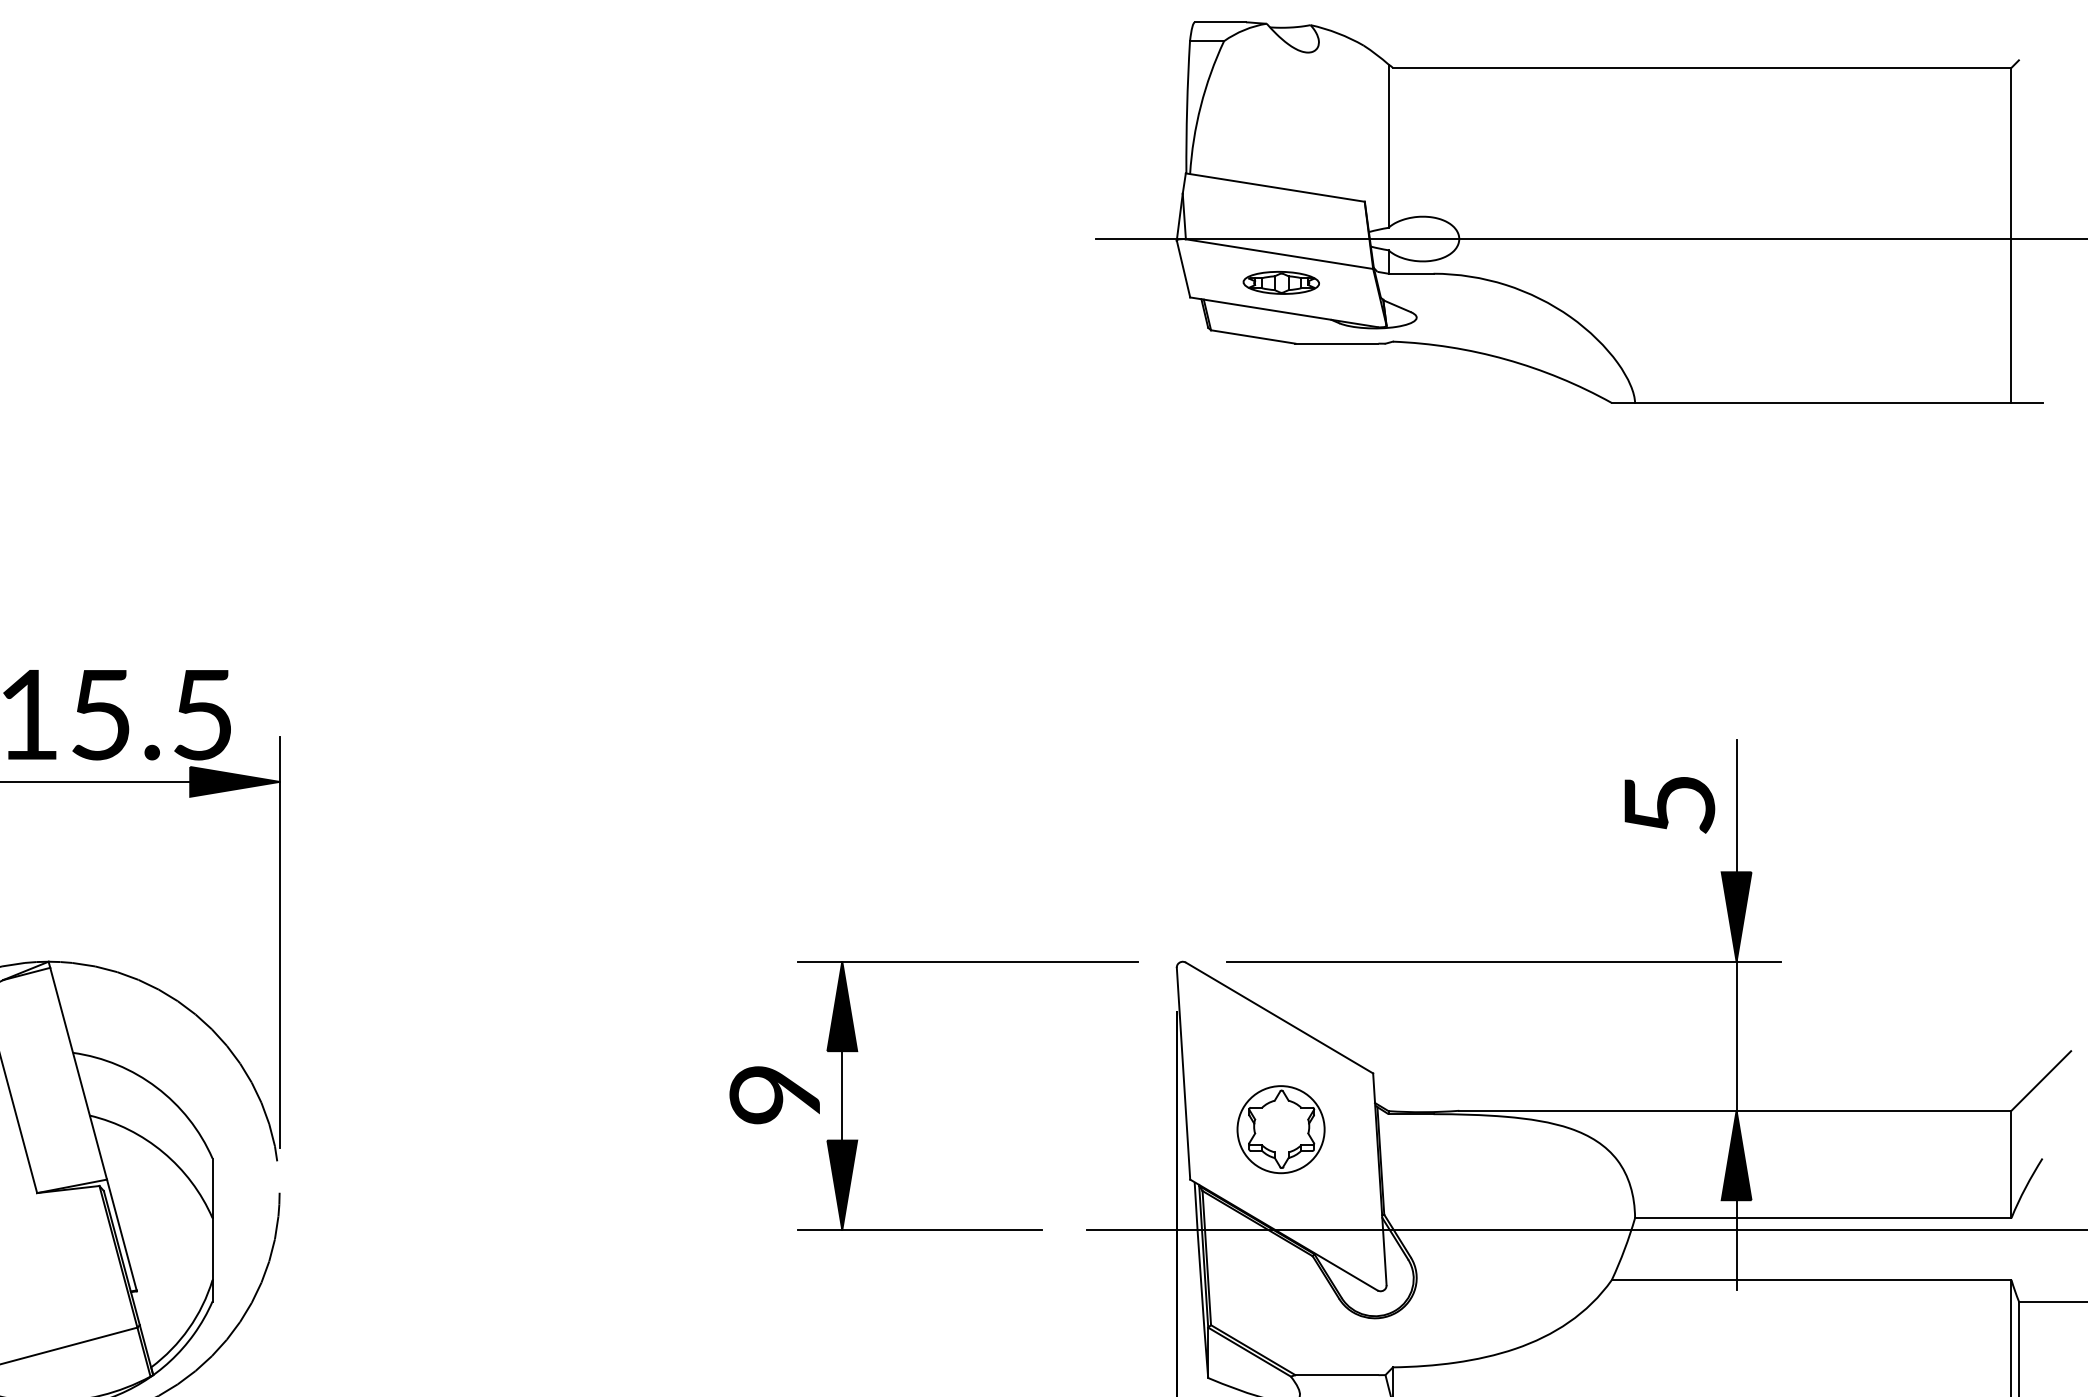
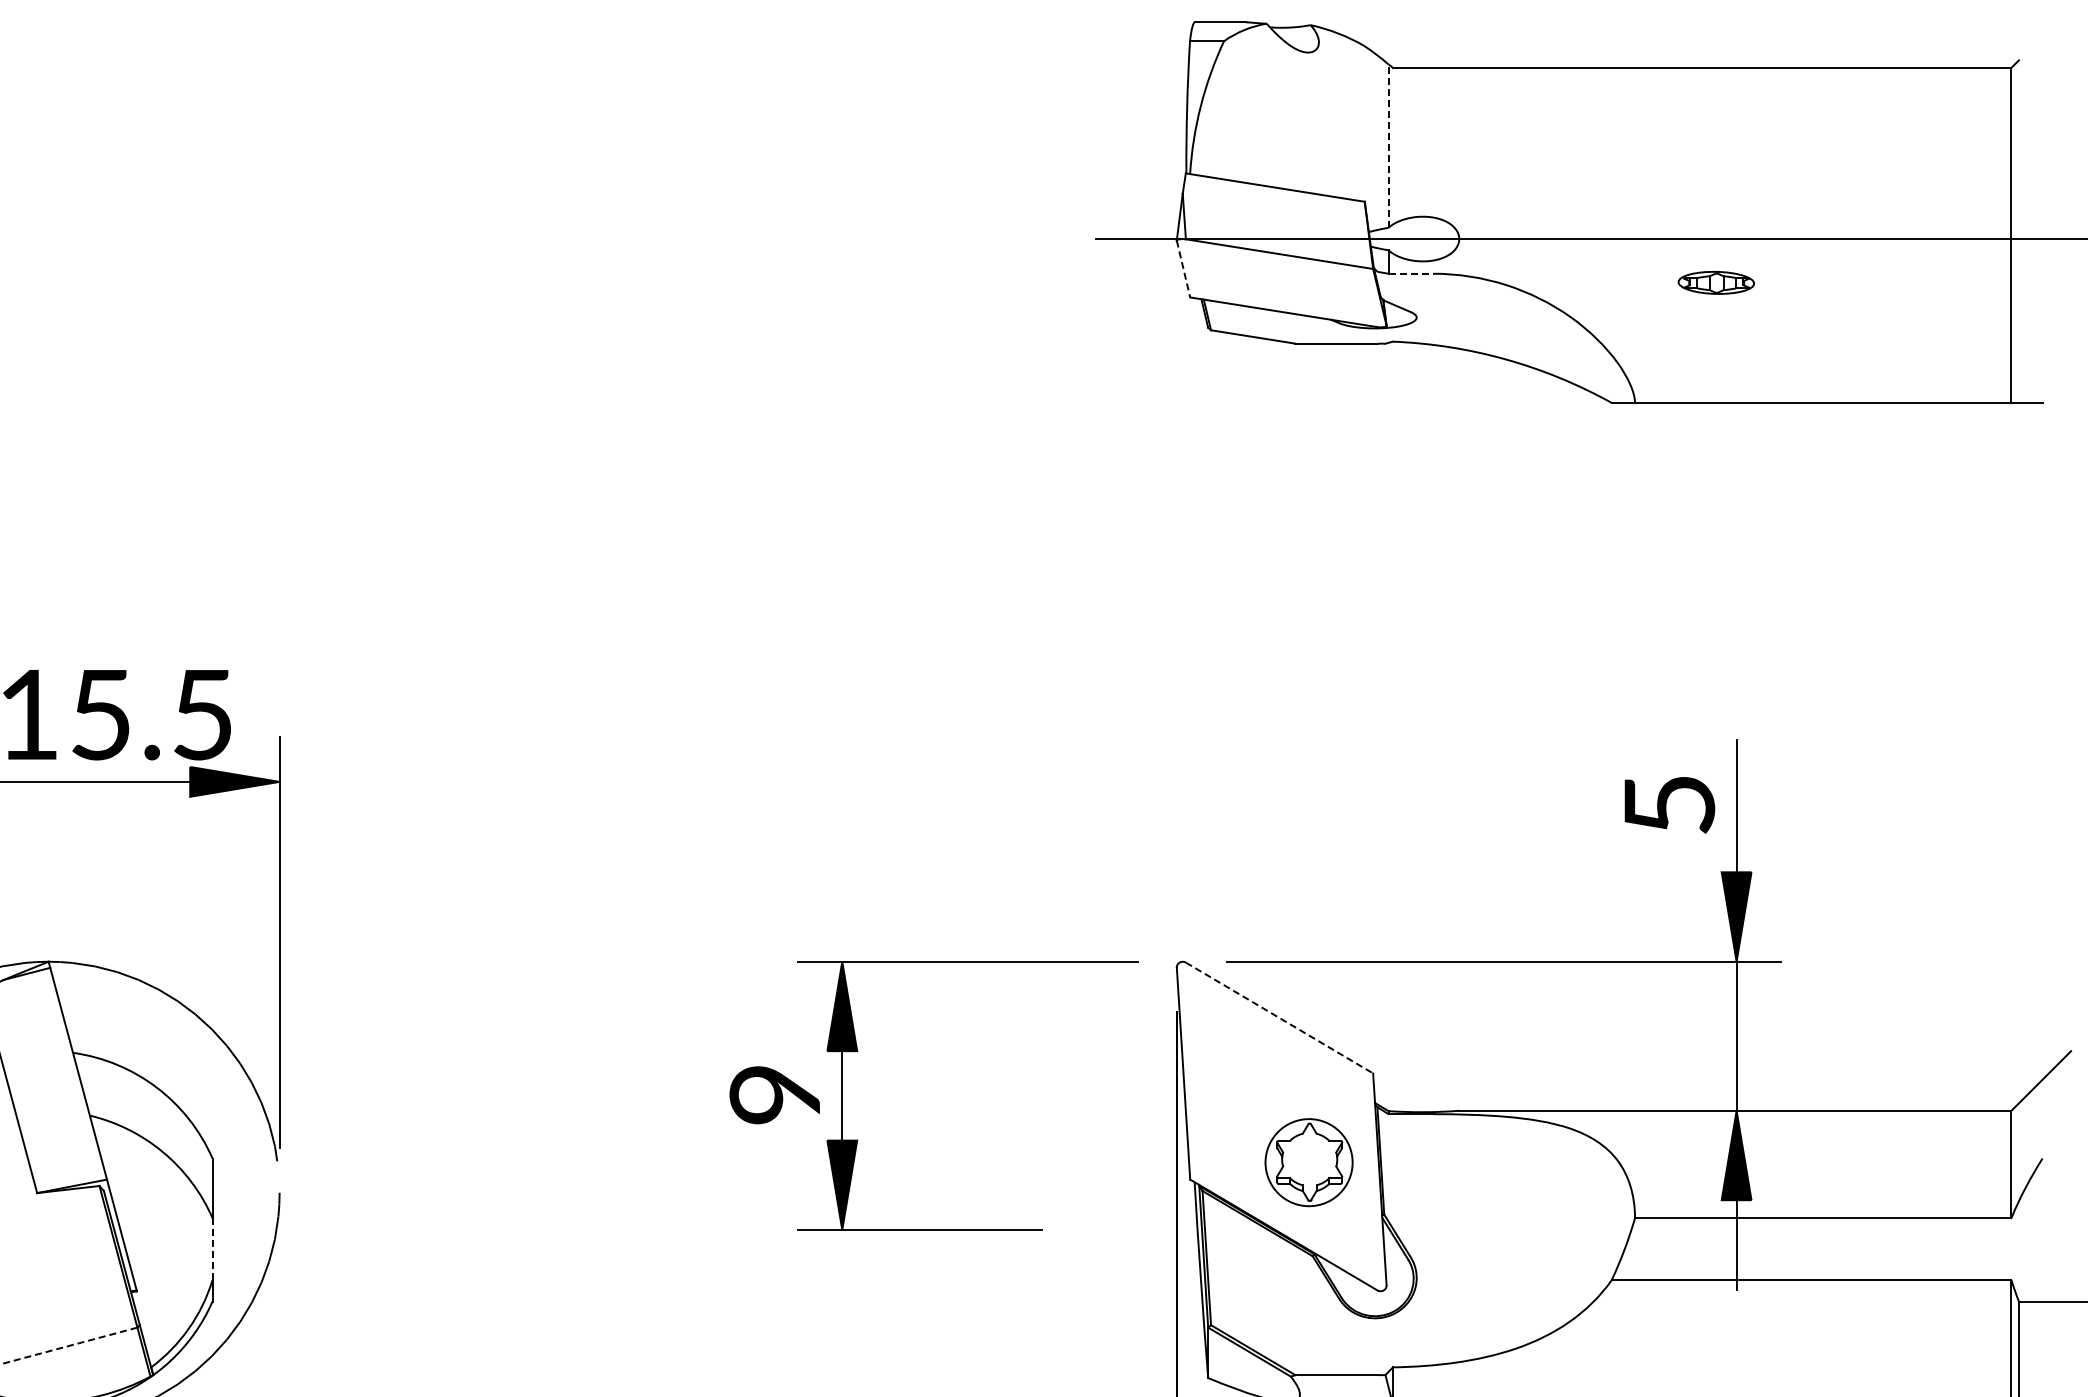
line: solid -> dashed (1388, 146)
line: solid -> dashed (1183, 269)
line: solid -> dashed (1411, 273)
part position: (1280, 282) -> (1715, 282) (1715, 282)
line: solid -> dashed (1279, 1018)
part position: (1280, 1129) -> (1308, 1162) (1308, 1162)
line: present -> none (1585, 1230)
line: solid -> dashed (212, 1249)
line: solid -> dashed (68, 1345)
